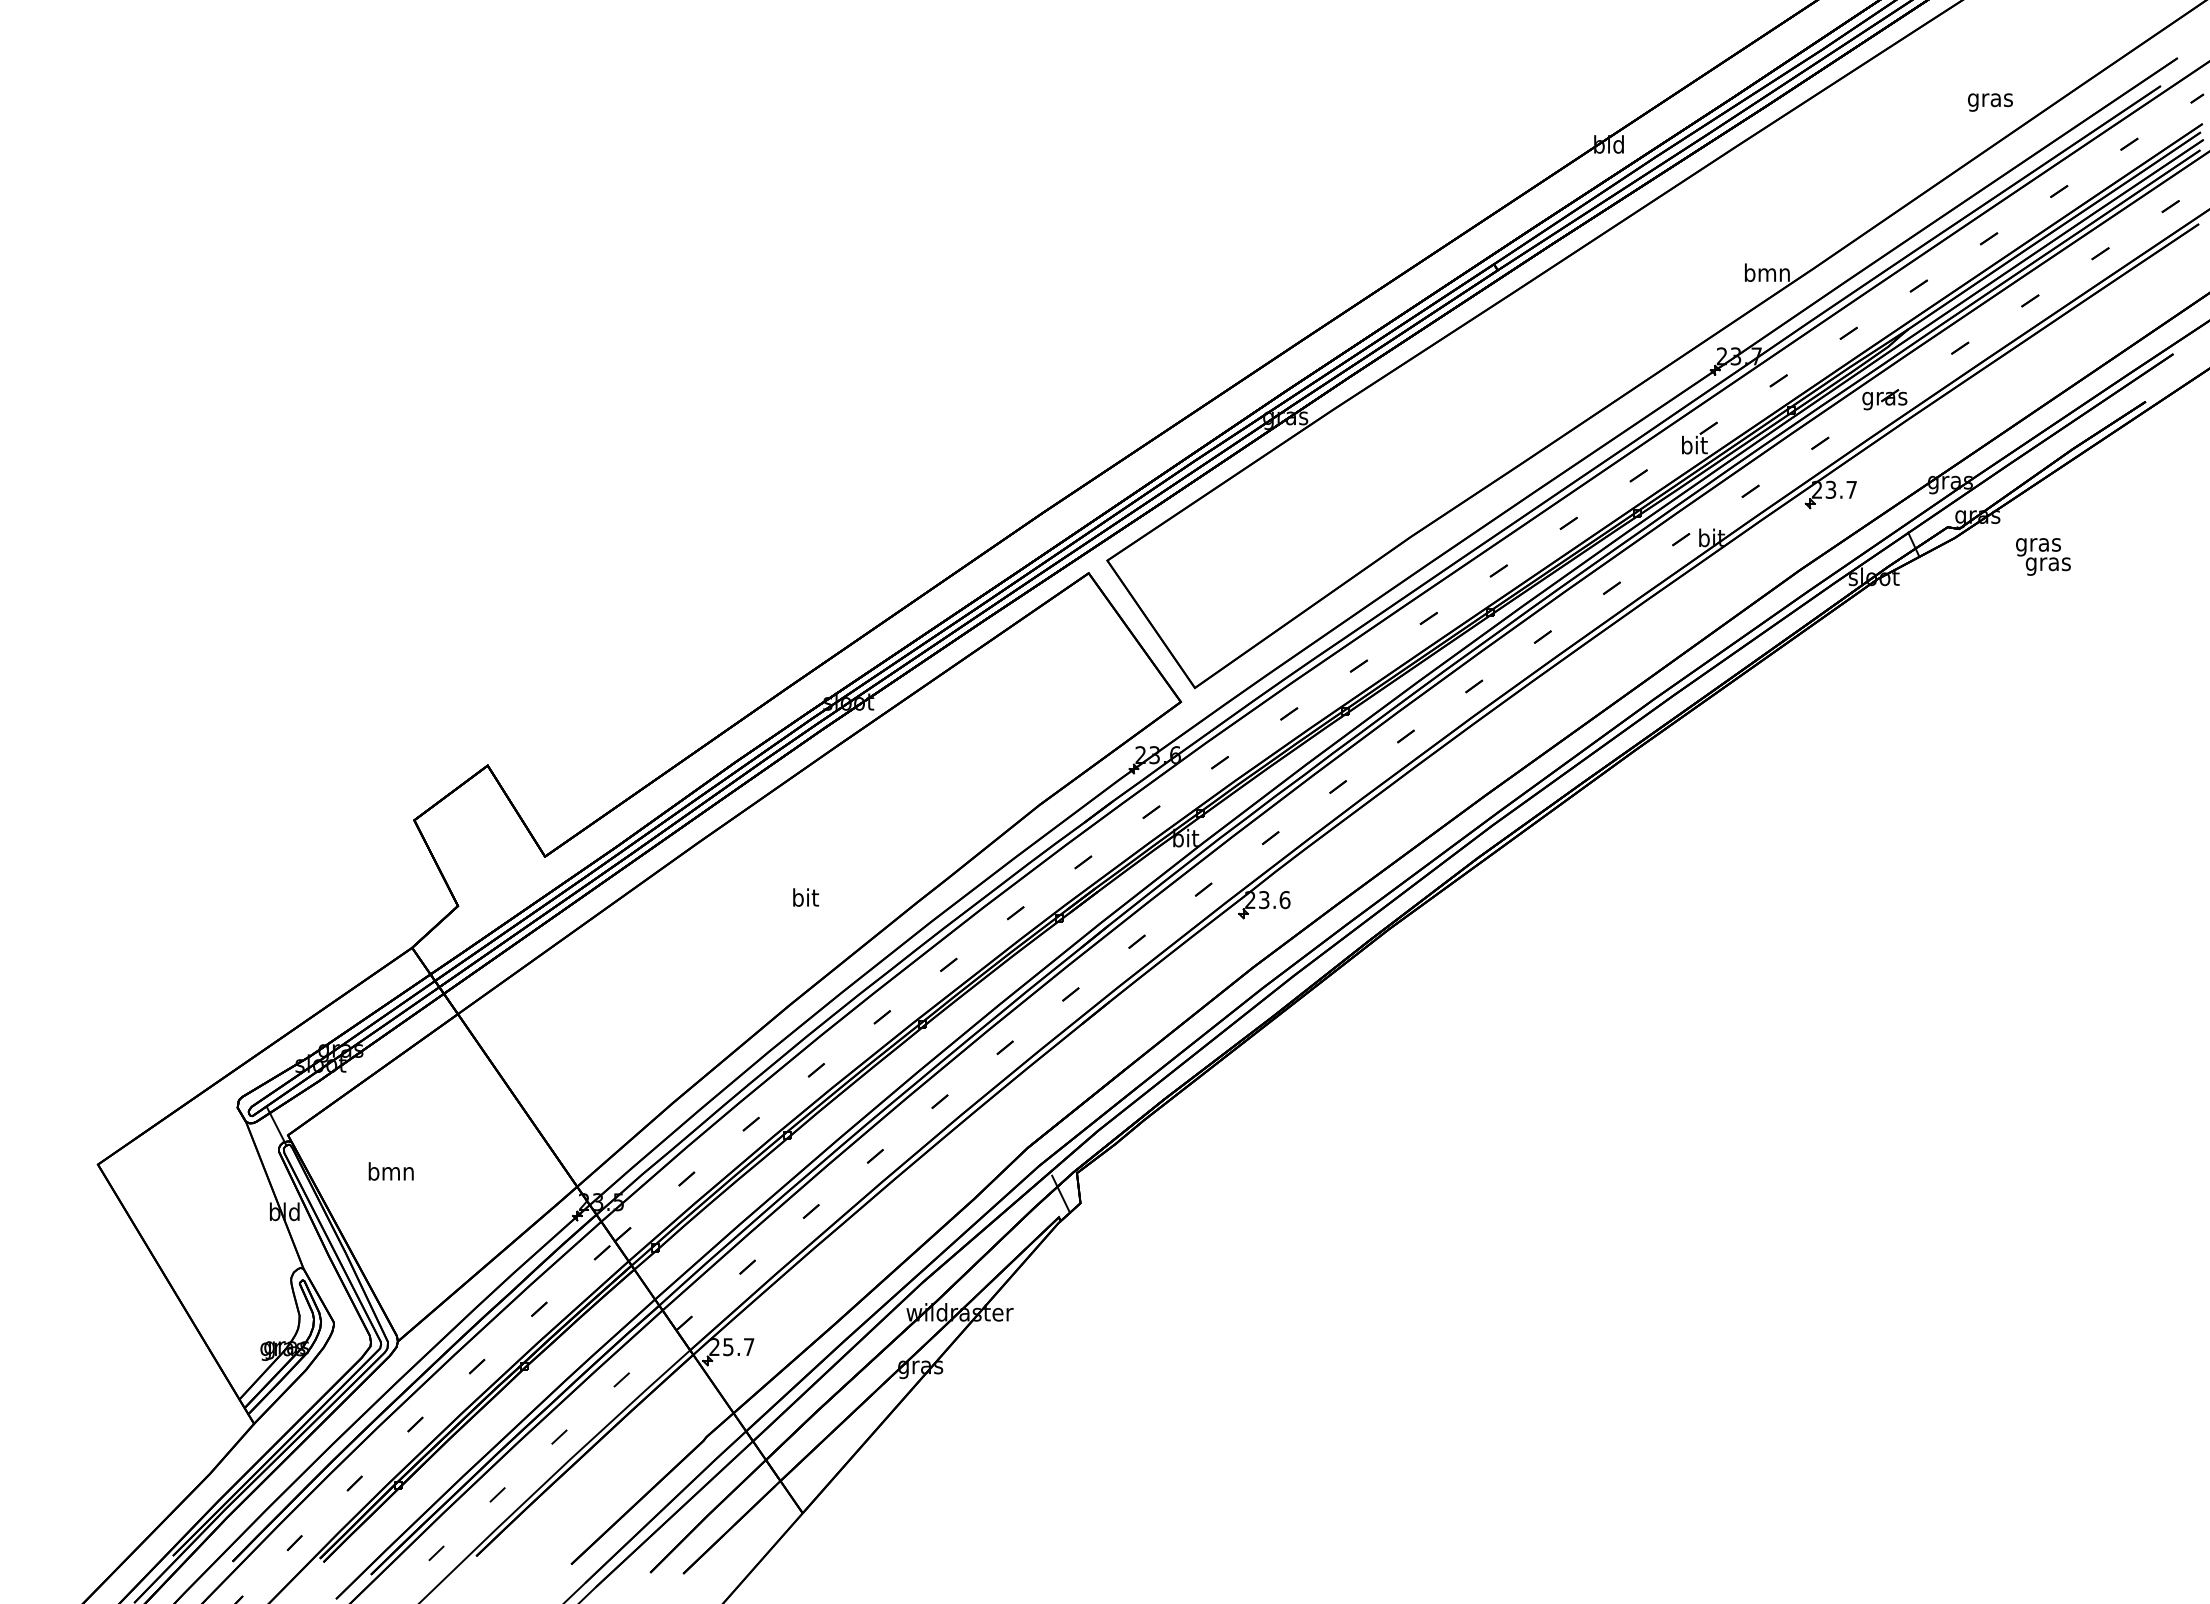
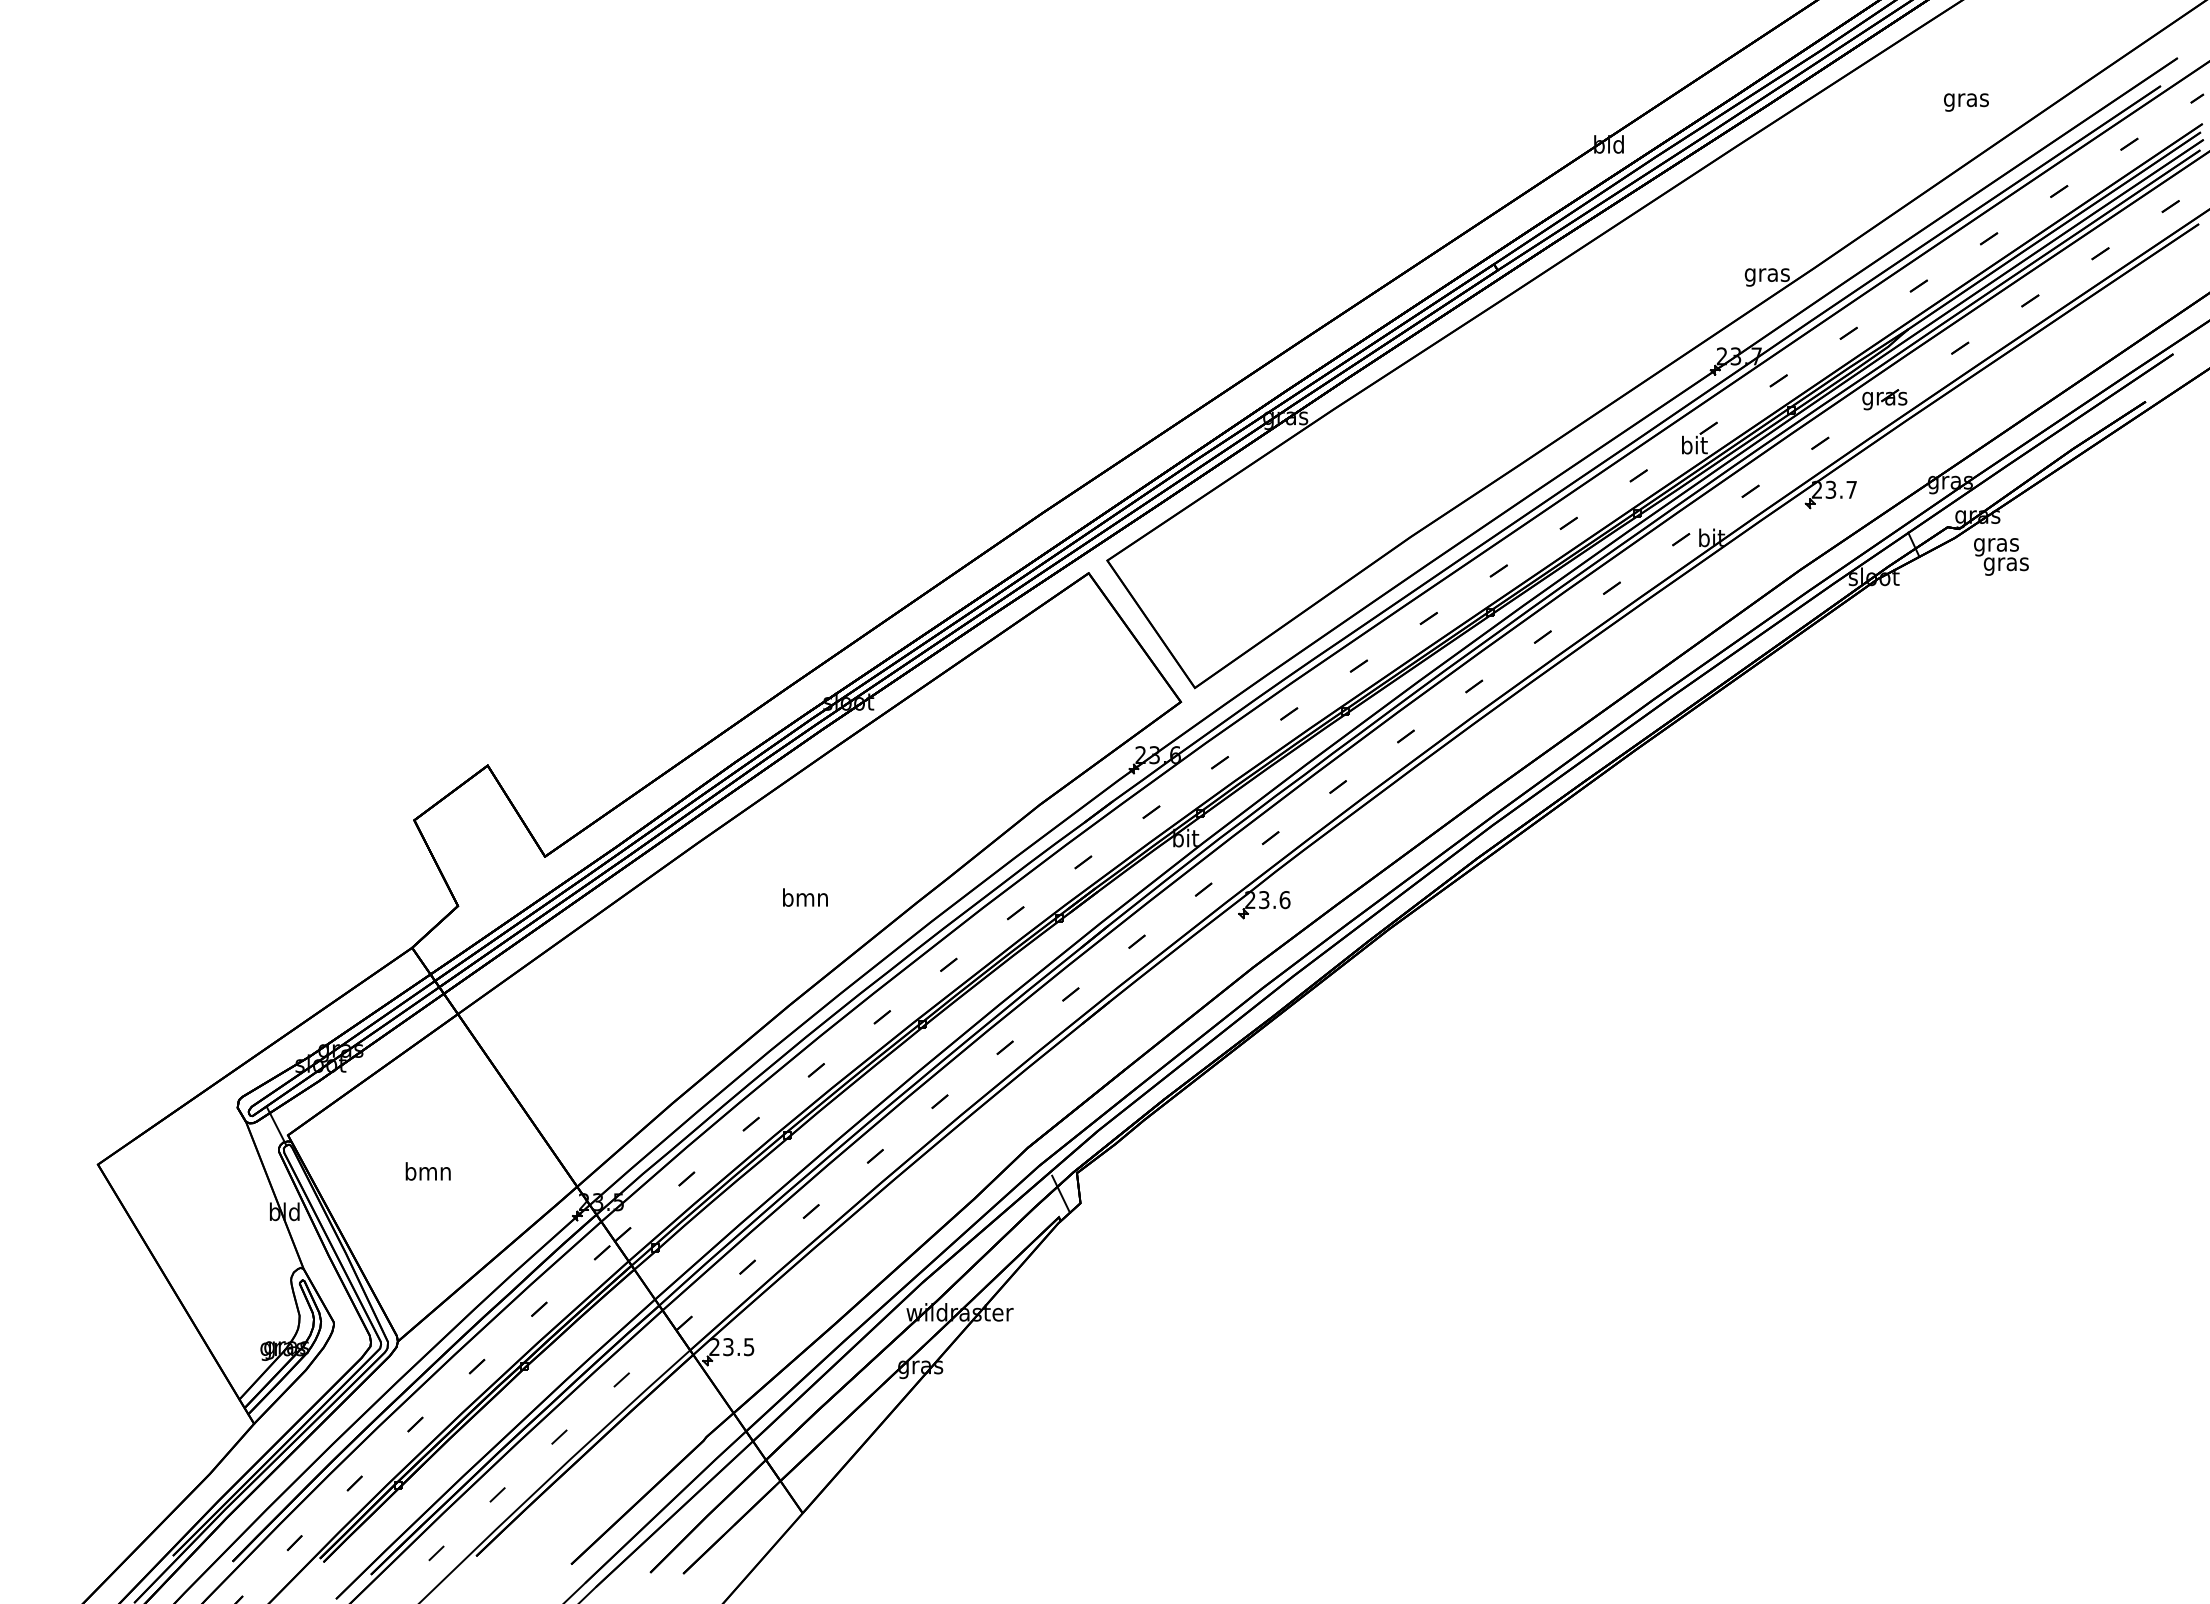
text position: (1990, 102) -> (1966, 102) (1966, 102)
text: bmn -> gras (1766, 274)
text position: (2043, 556) -> (2001, 556) (2001, 556)
text: bit -> bmn (805, 897)
text position: (390, 1171) -> (427, 1171) (427, 1171)
text: 25.7 -> 23.5 (738, 1347)
